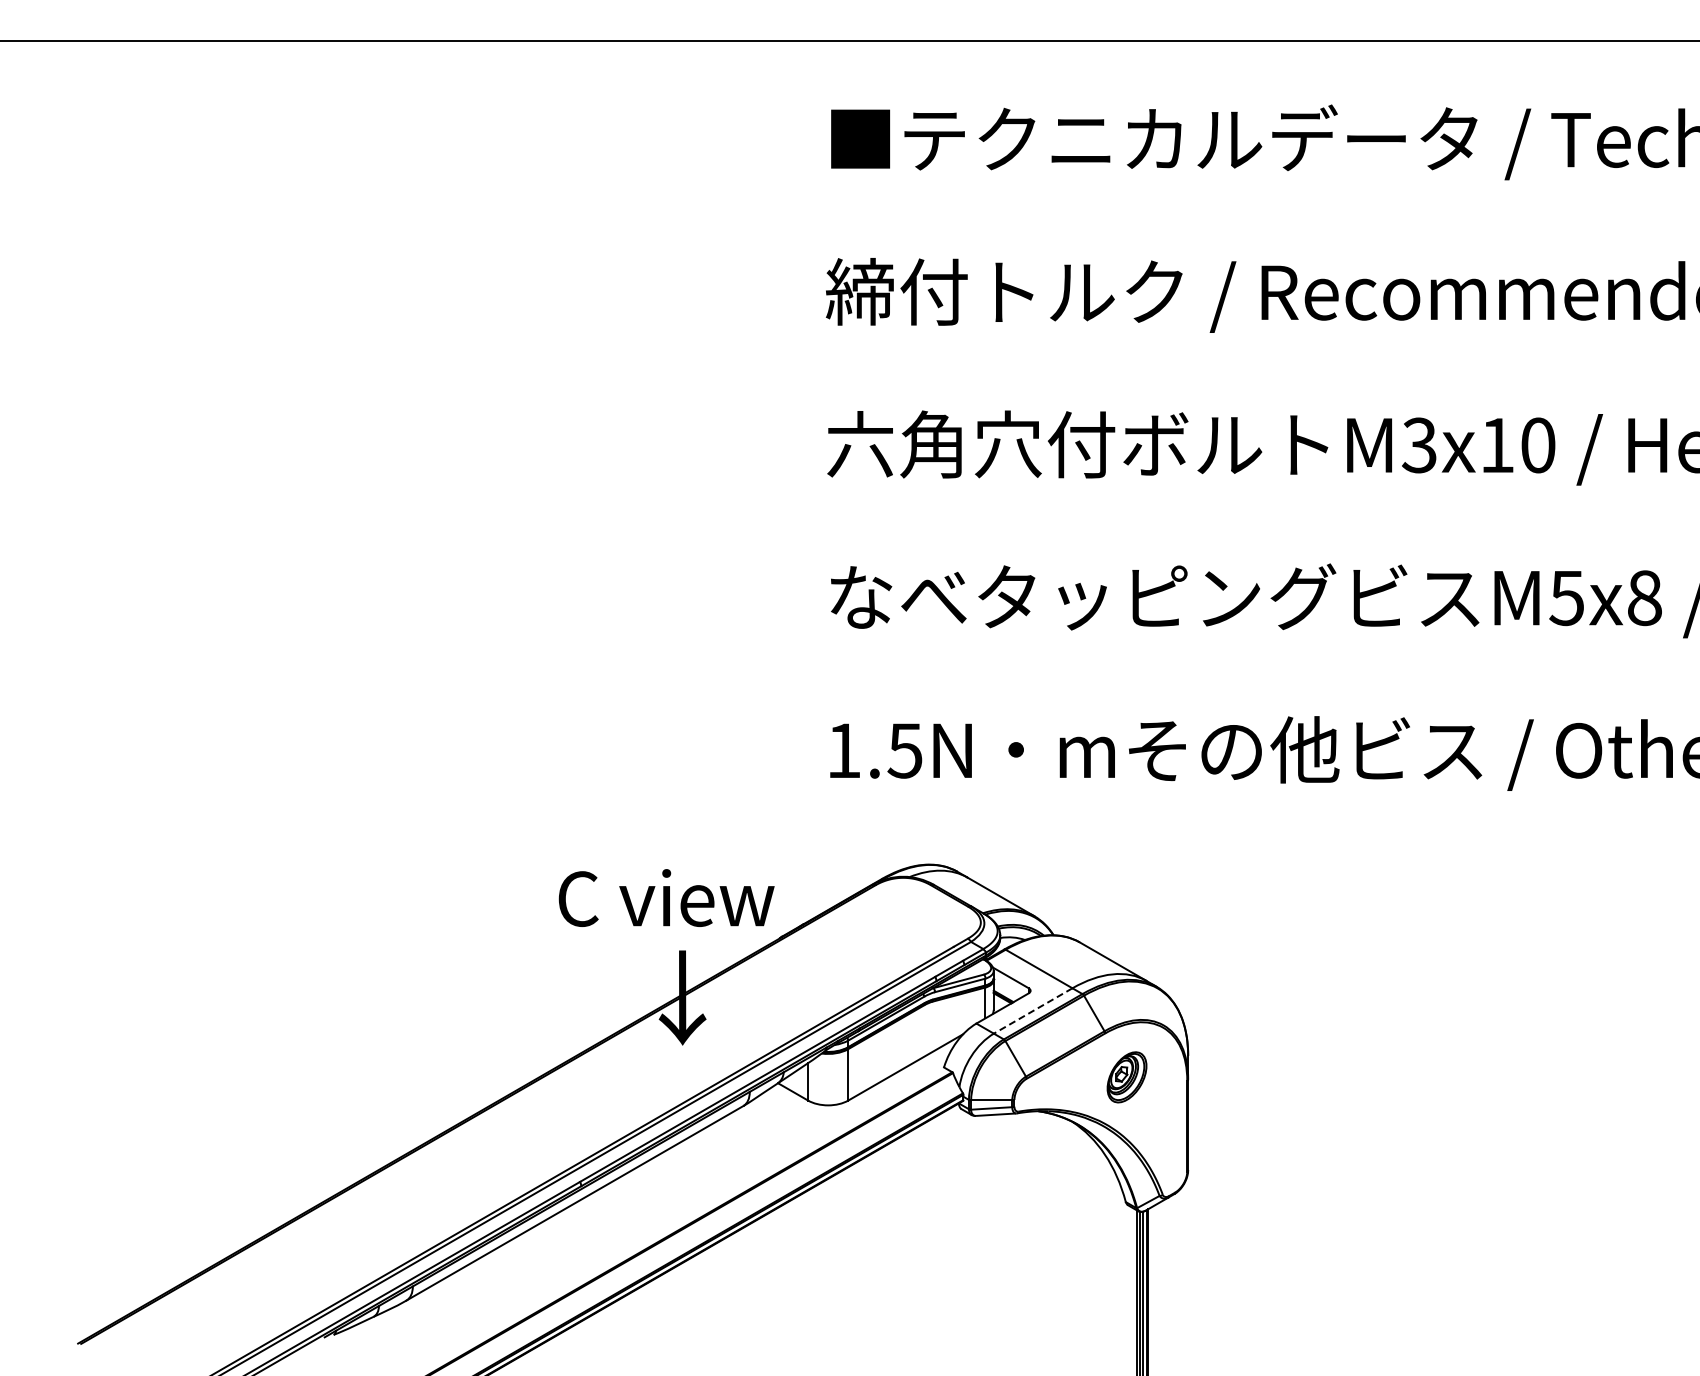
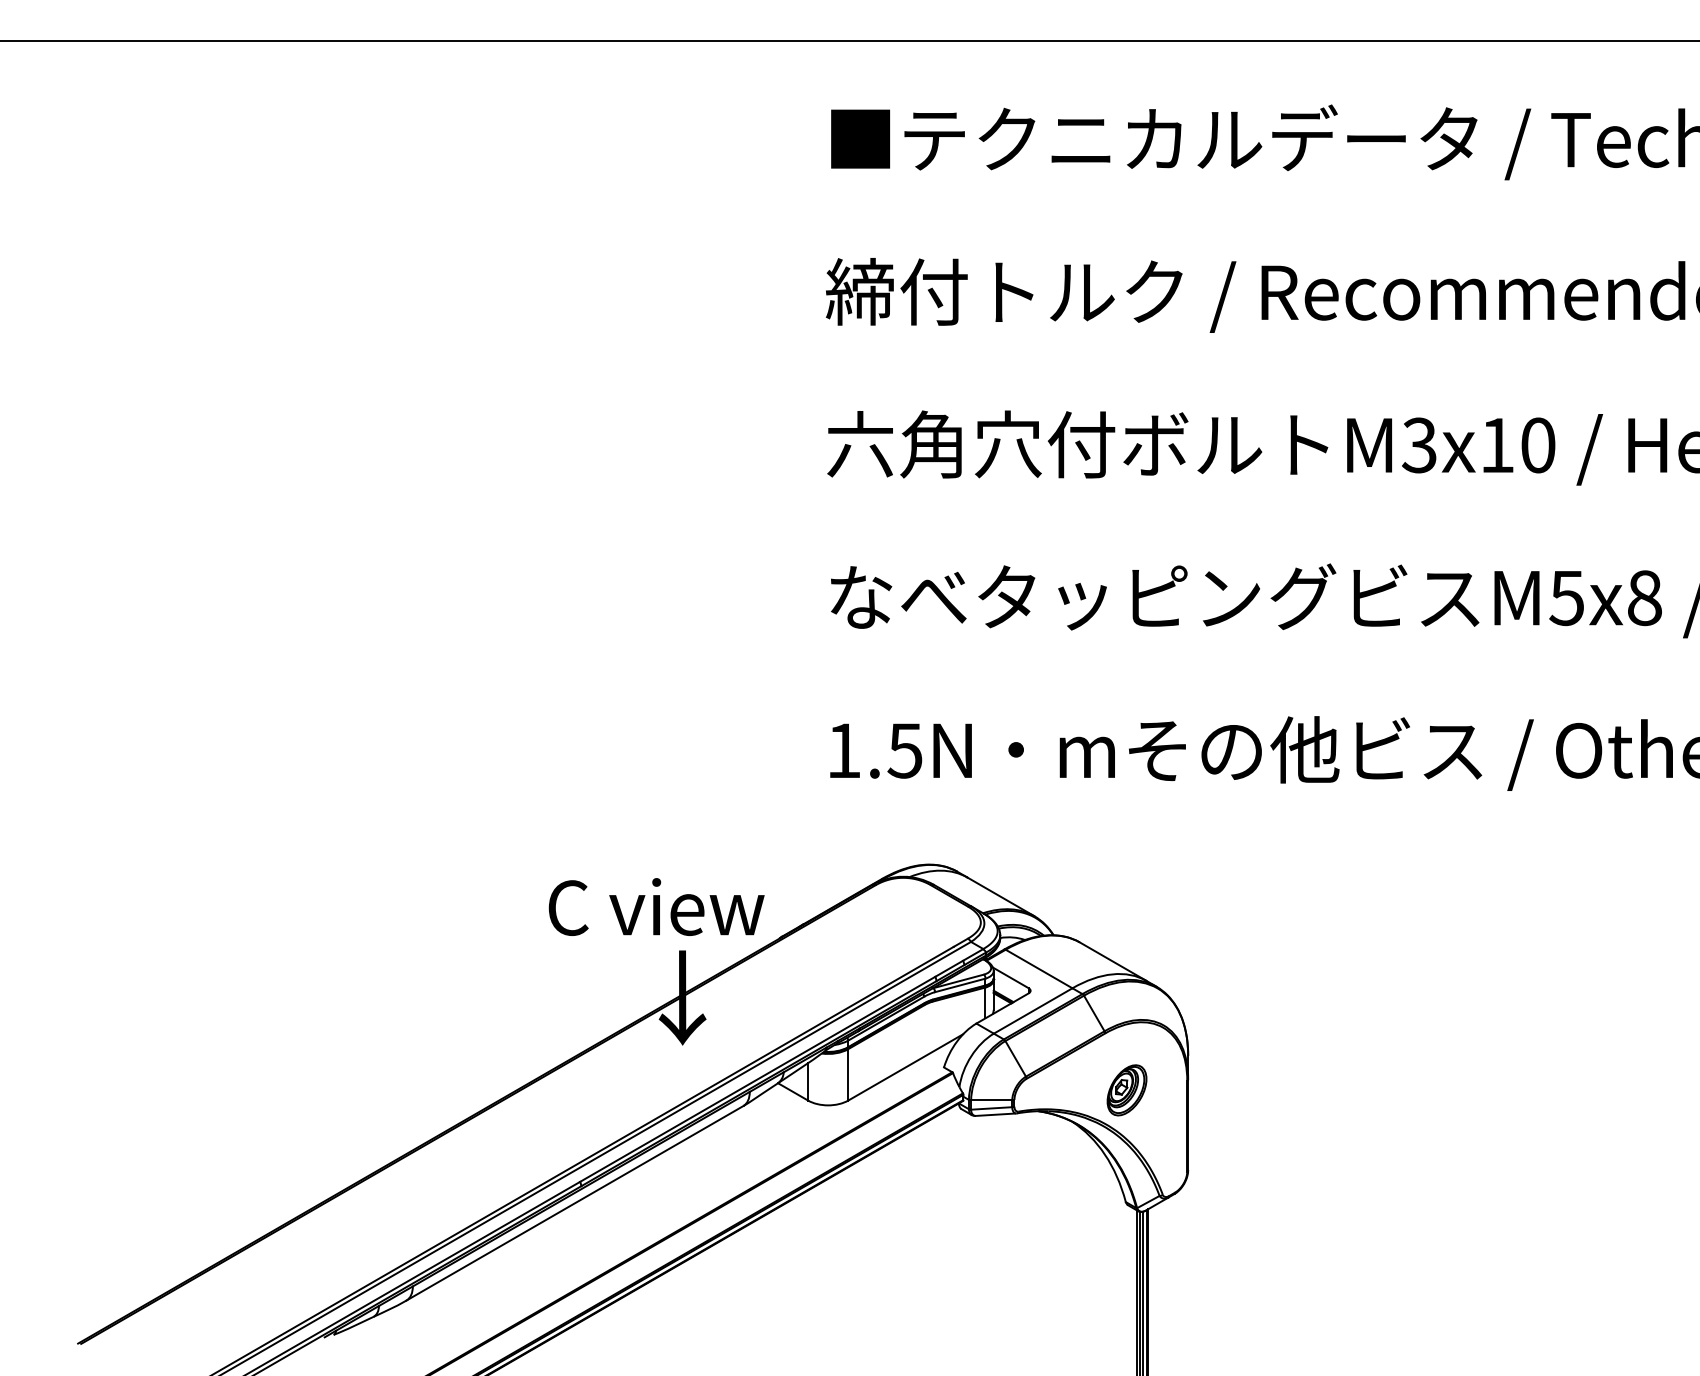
text position: (666, 897) -> (656, 906) (656, 906)
line: dashed -> solid (1032, 1011)
part position: (1126, 1077) -> (1126, 1090) (1126, 1090)
